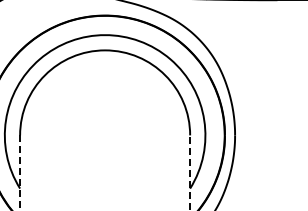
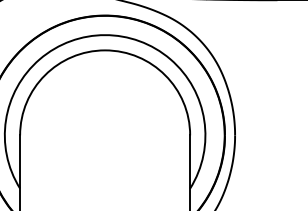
line: dashed -> solid (190, 172)
line: dashed -> solid (20, 173)
